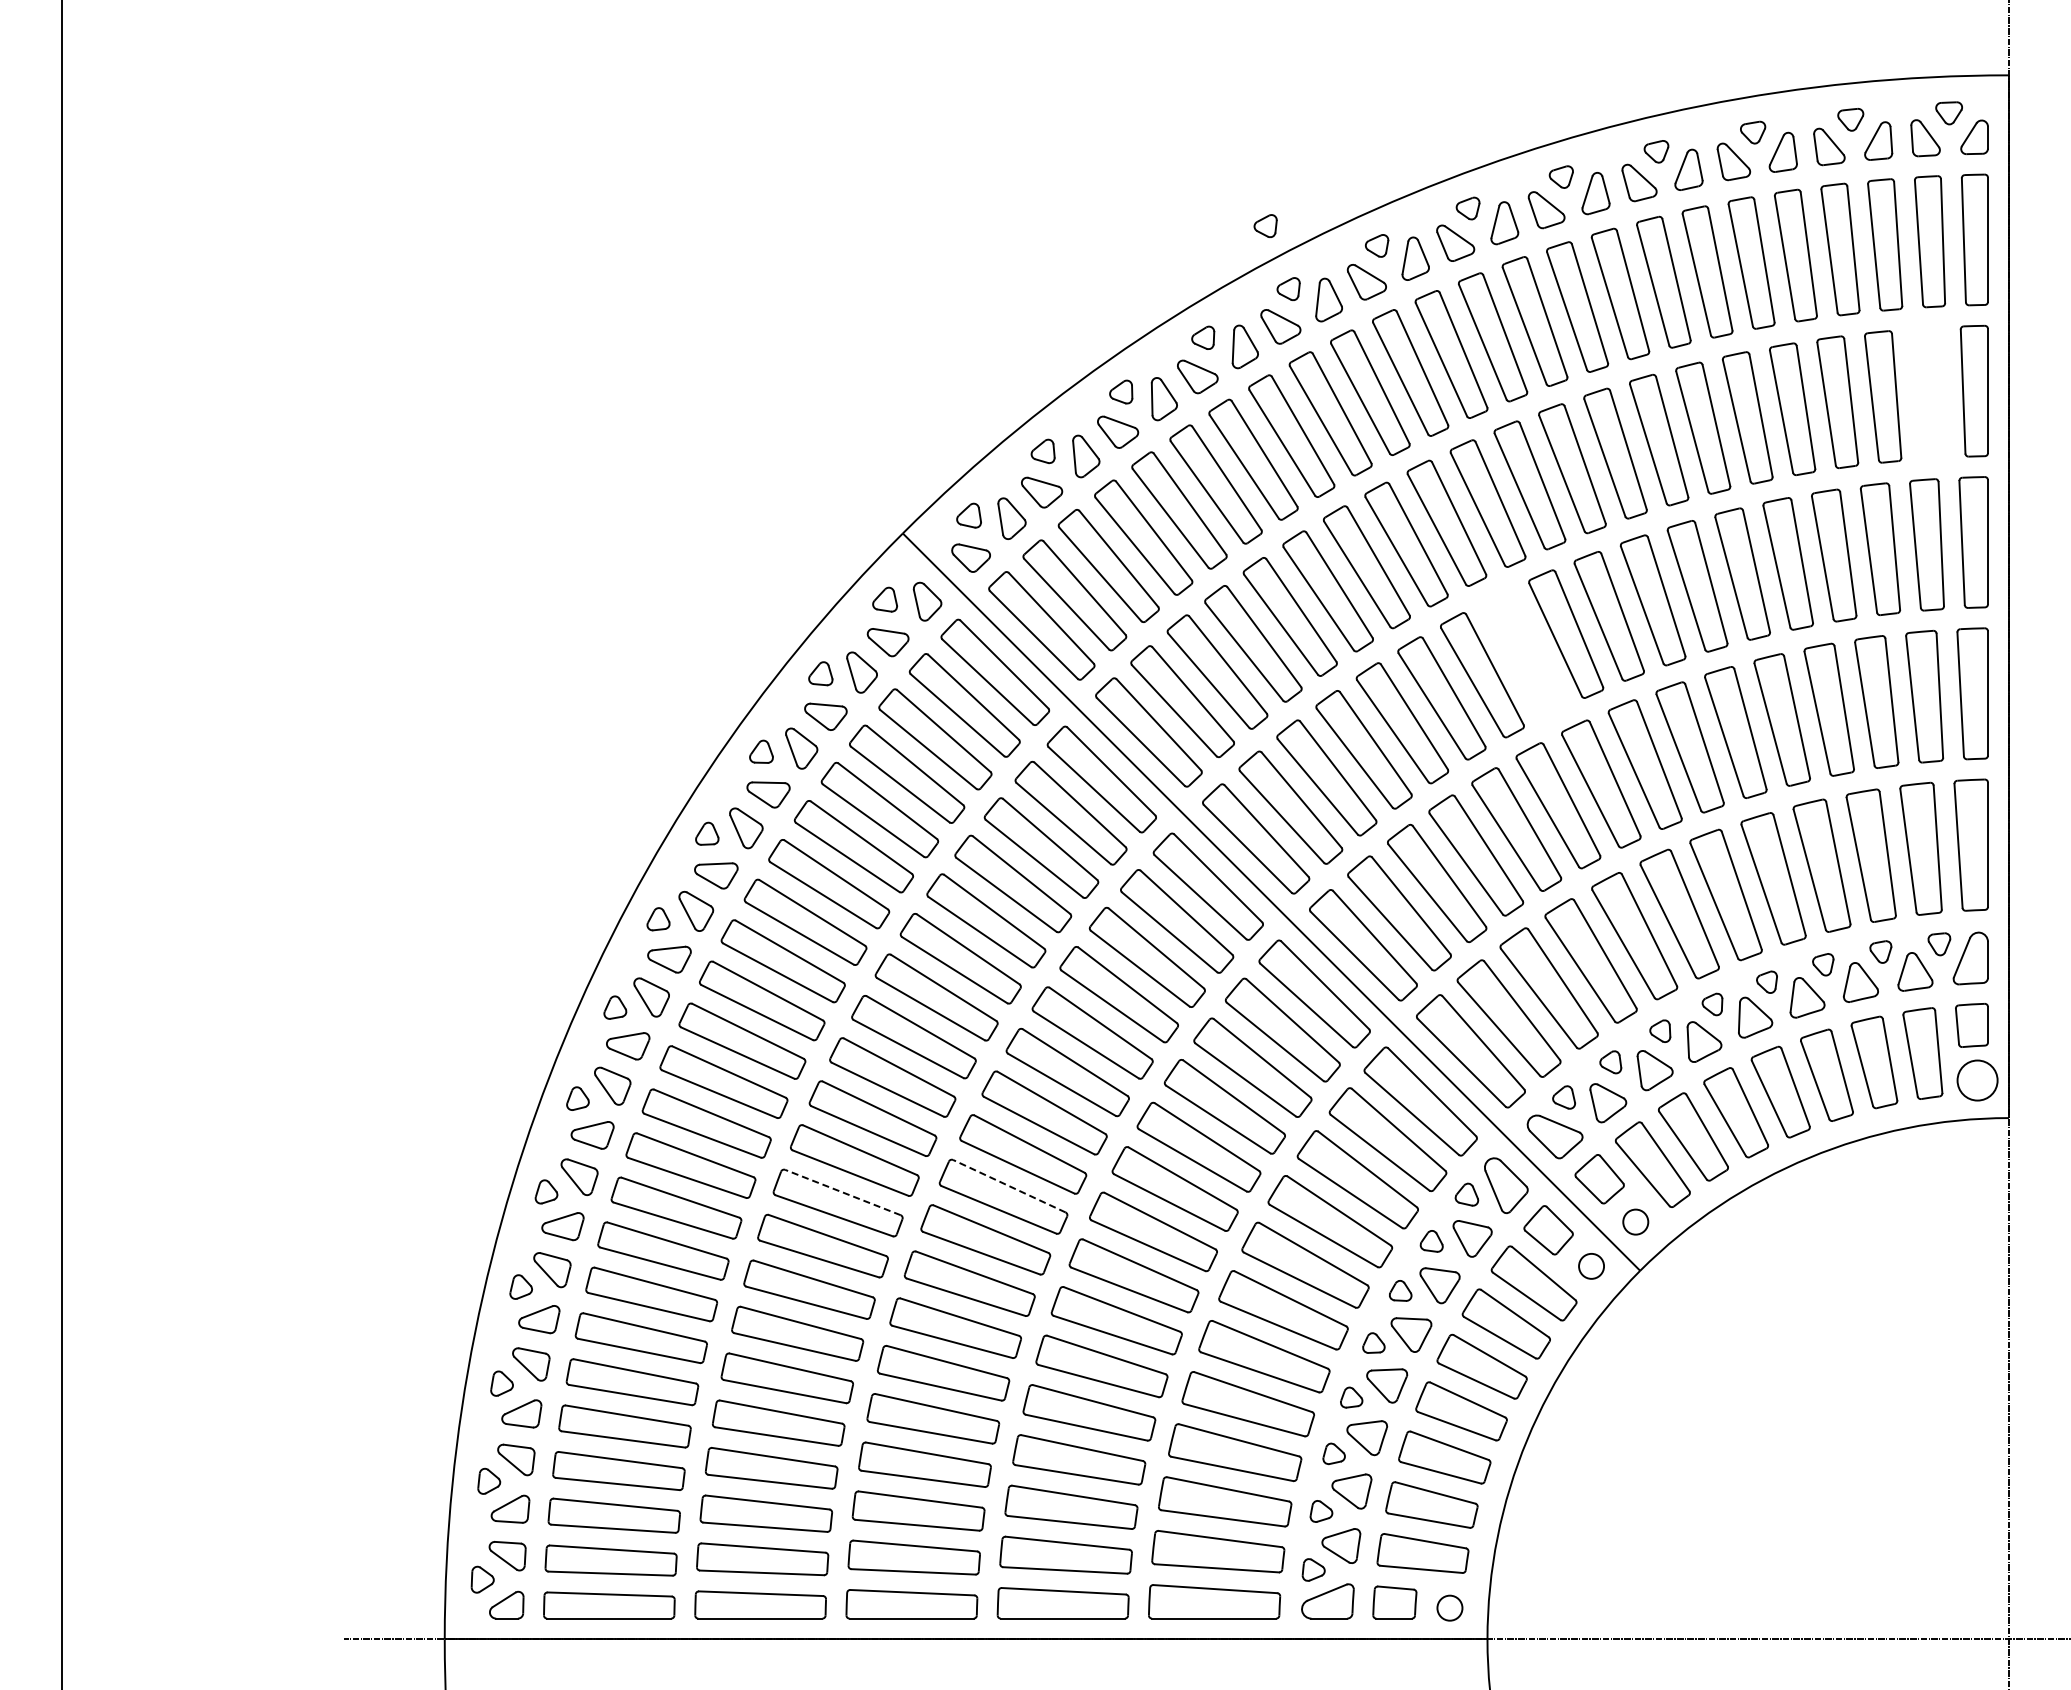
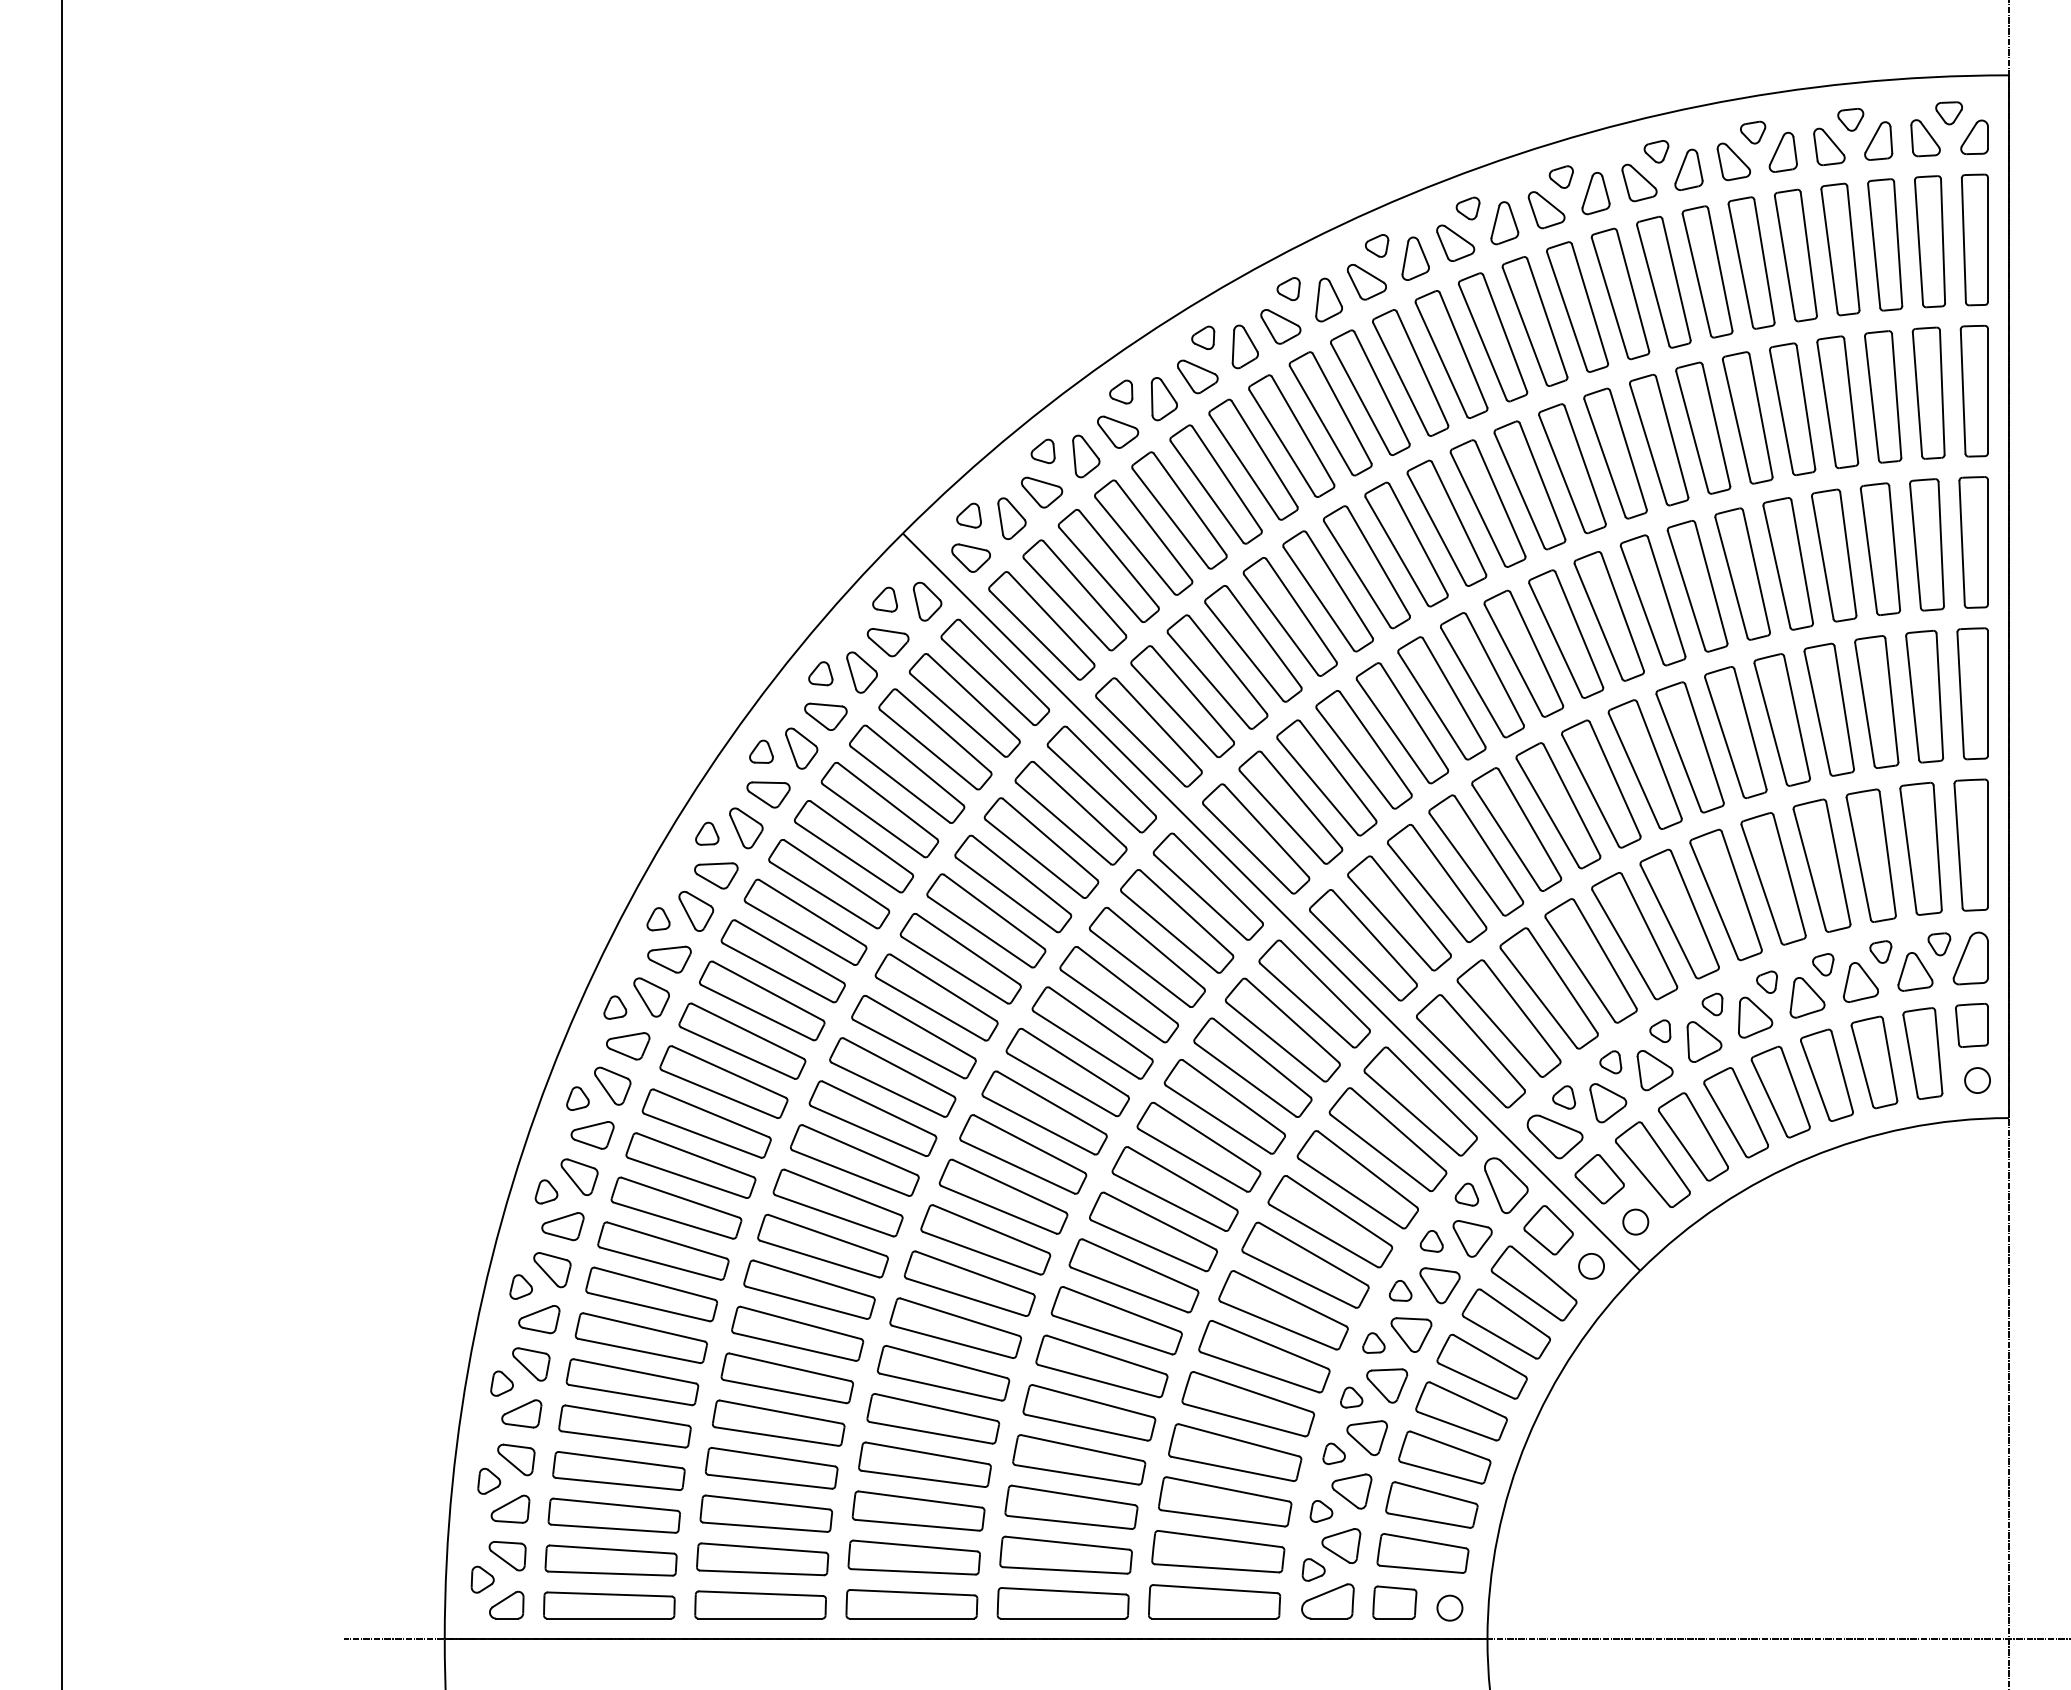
part: present -> none (1265, 225)
part: none -> present (1928, 392)
part: none -> present (1523, 653)
circle diameter: 40 px -> 25 px (1977, 1080)
line: dashed -> solid (1008, 1186)
line: dashed -> solid (842, 1192)
